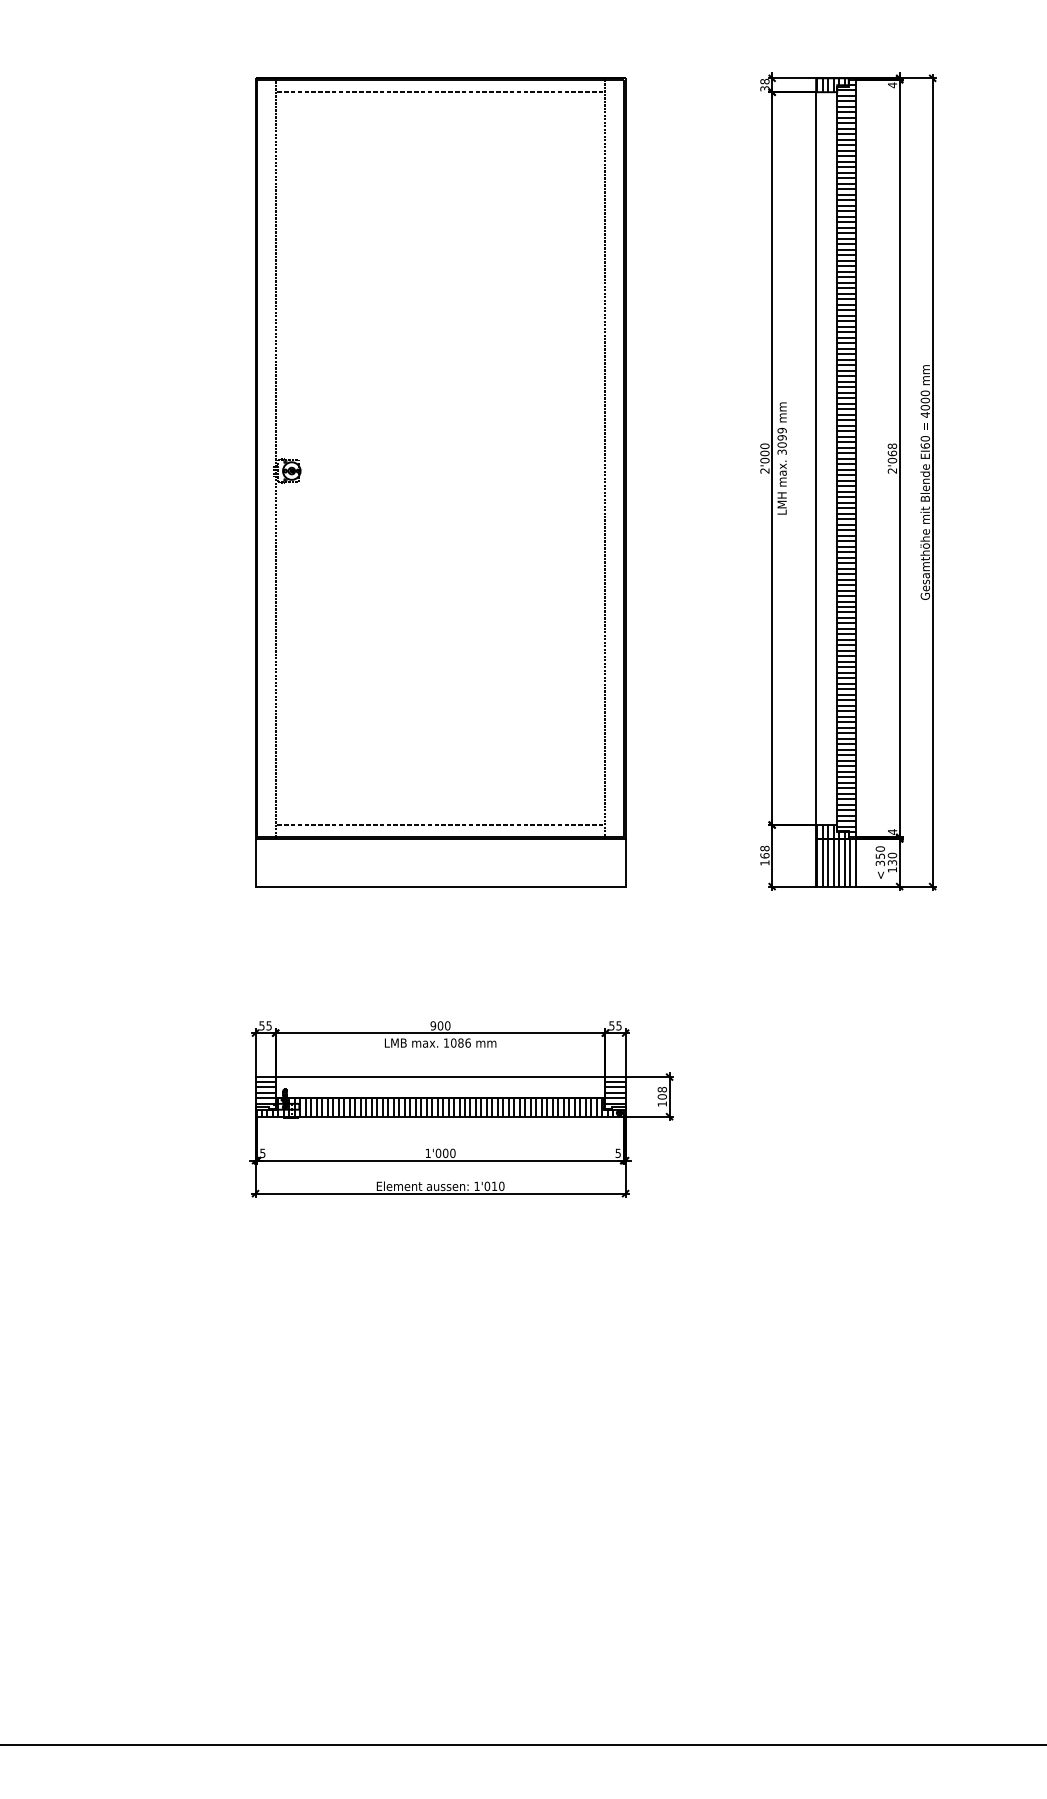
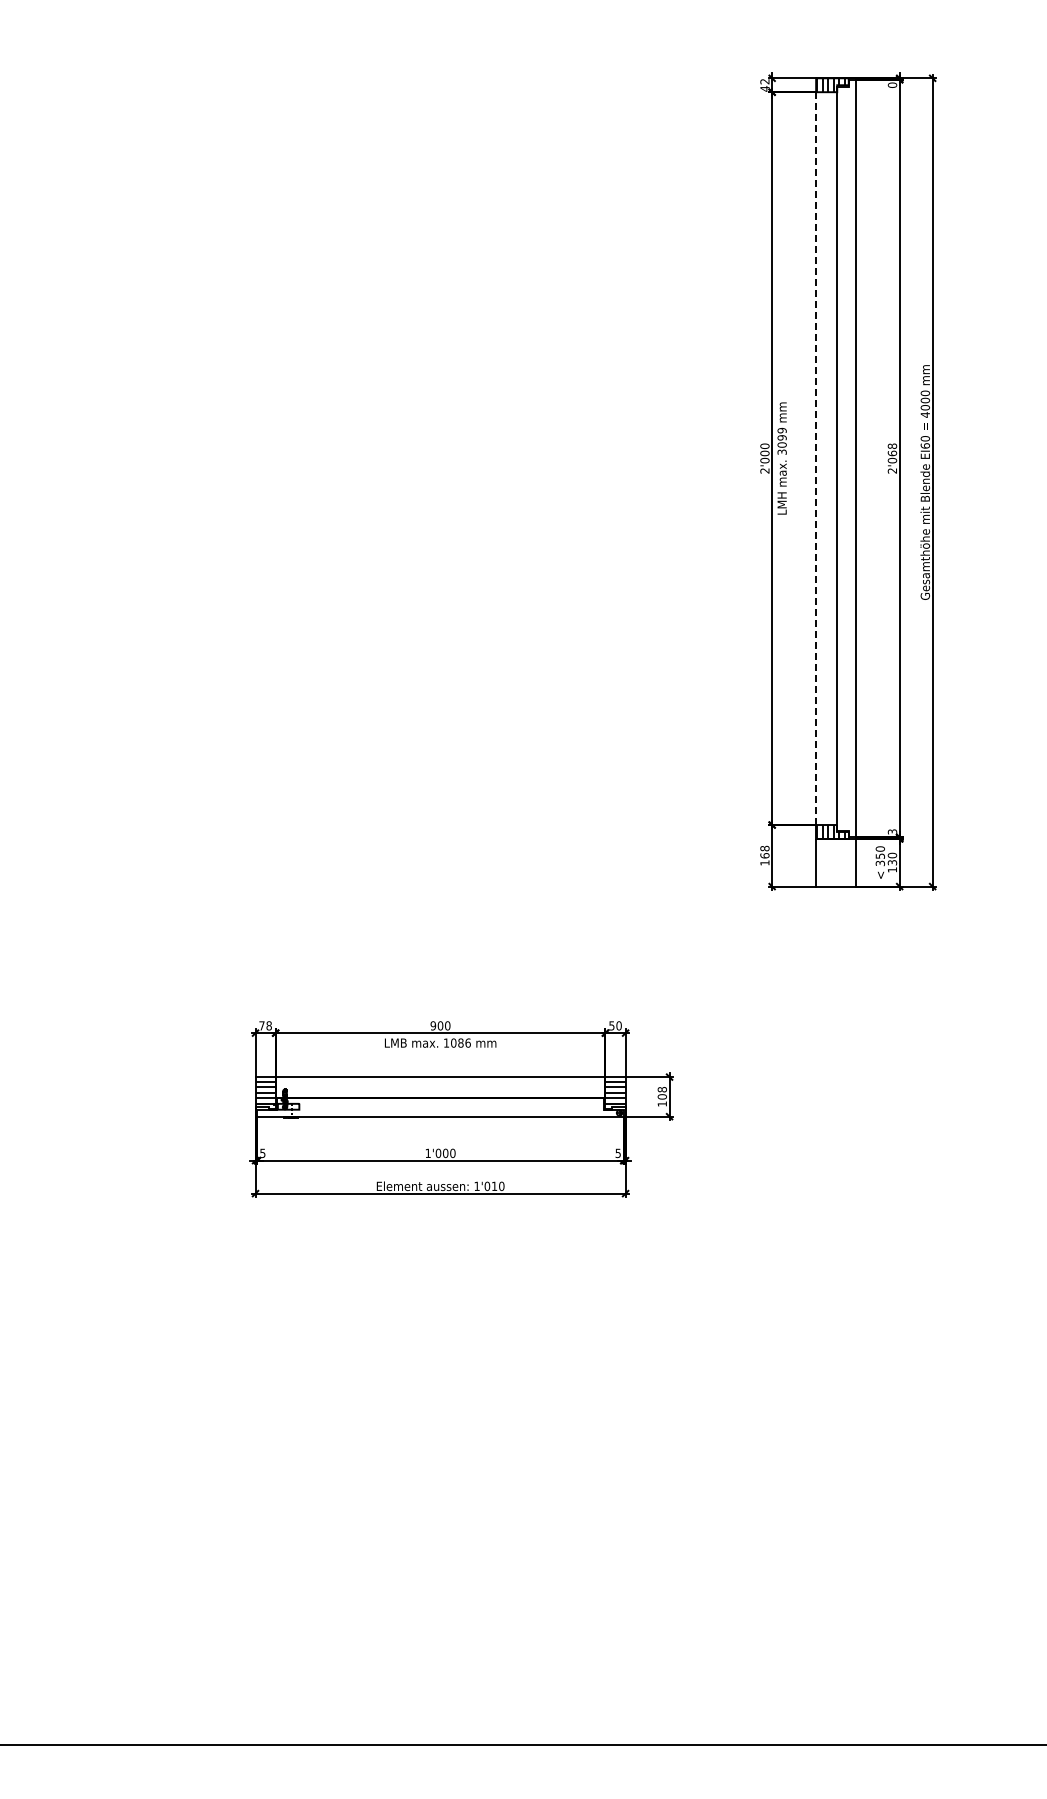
text: 38 -> 42 (764, 84)
text: 4 -> 0 (892, 85)
line: solid -> dashed (816, 458)
hatch: present -> none (846, 458)
part: present -> none (440, 482)
text: 4 -> 3 (892, 831)
hatch: present -> none (833, 862)
text: 55 -> 78 (265, 1025)
text: 55 -> 50 (618, 1025)
hatch: present -> none (439, 1107)
